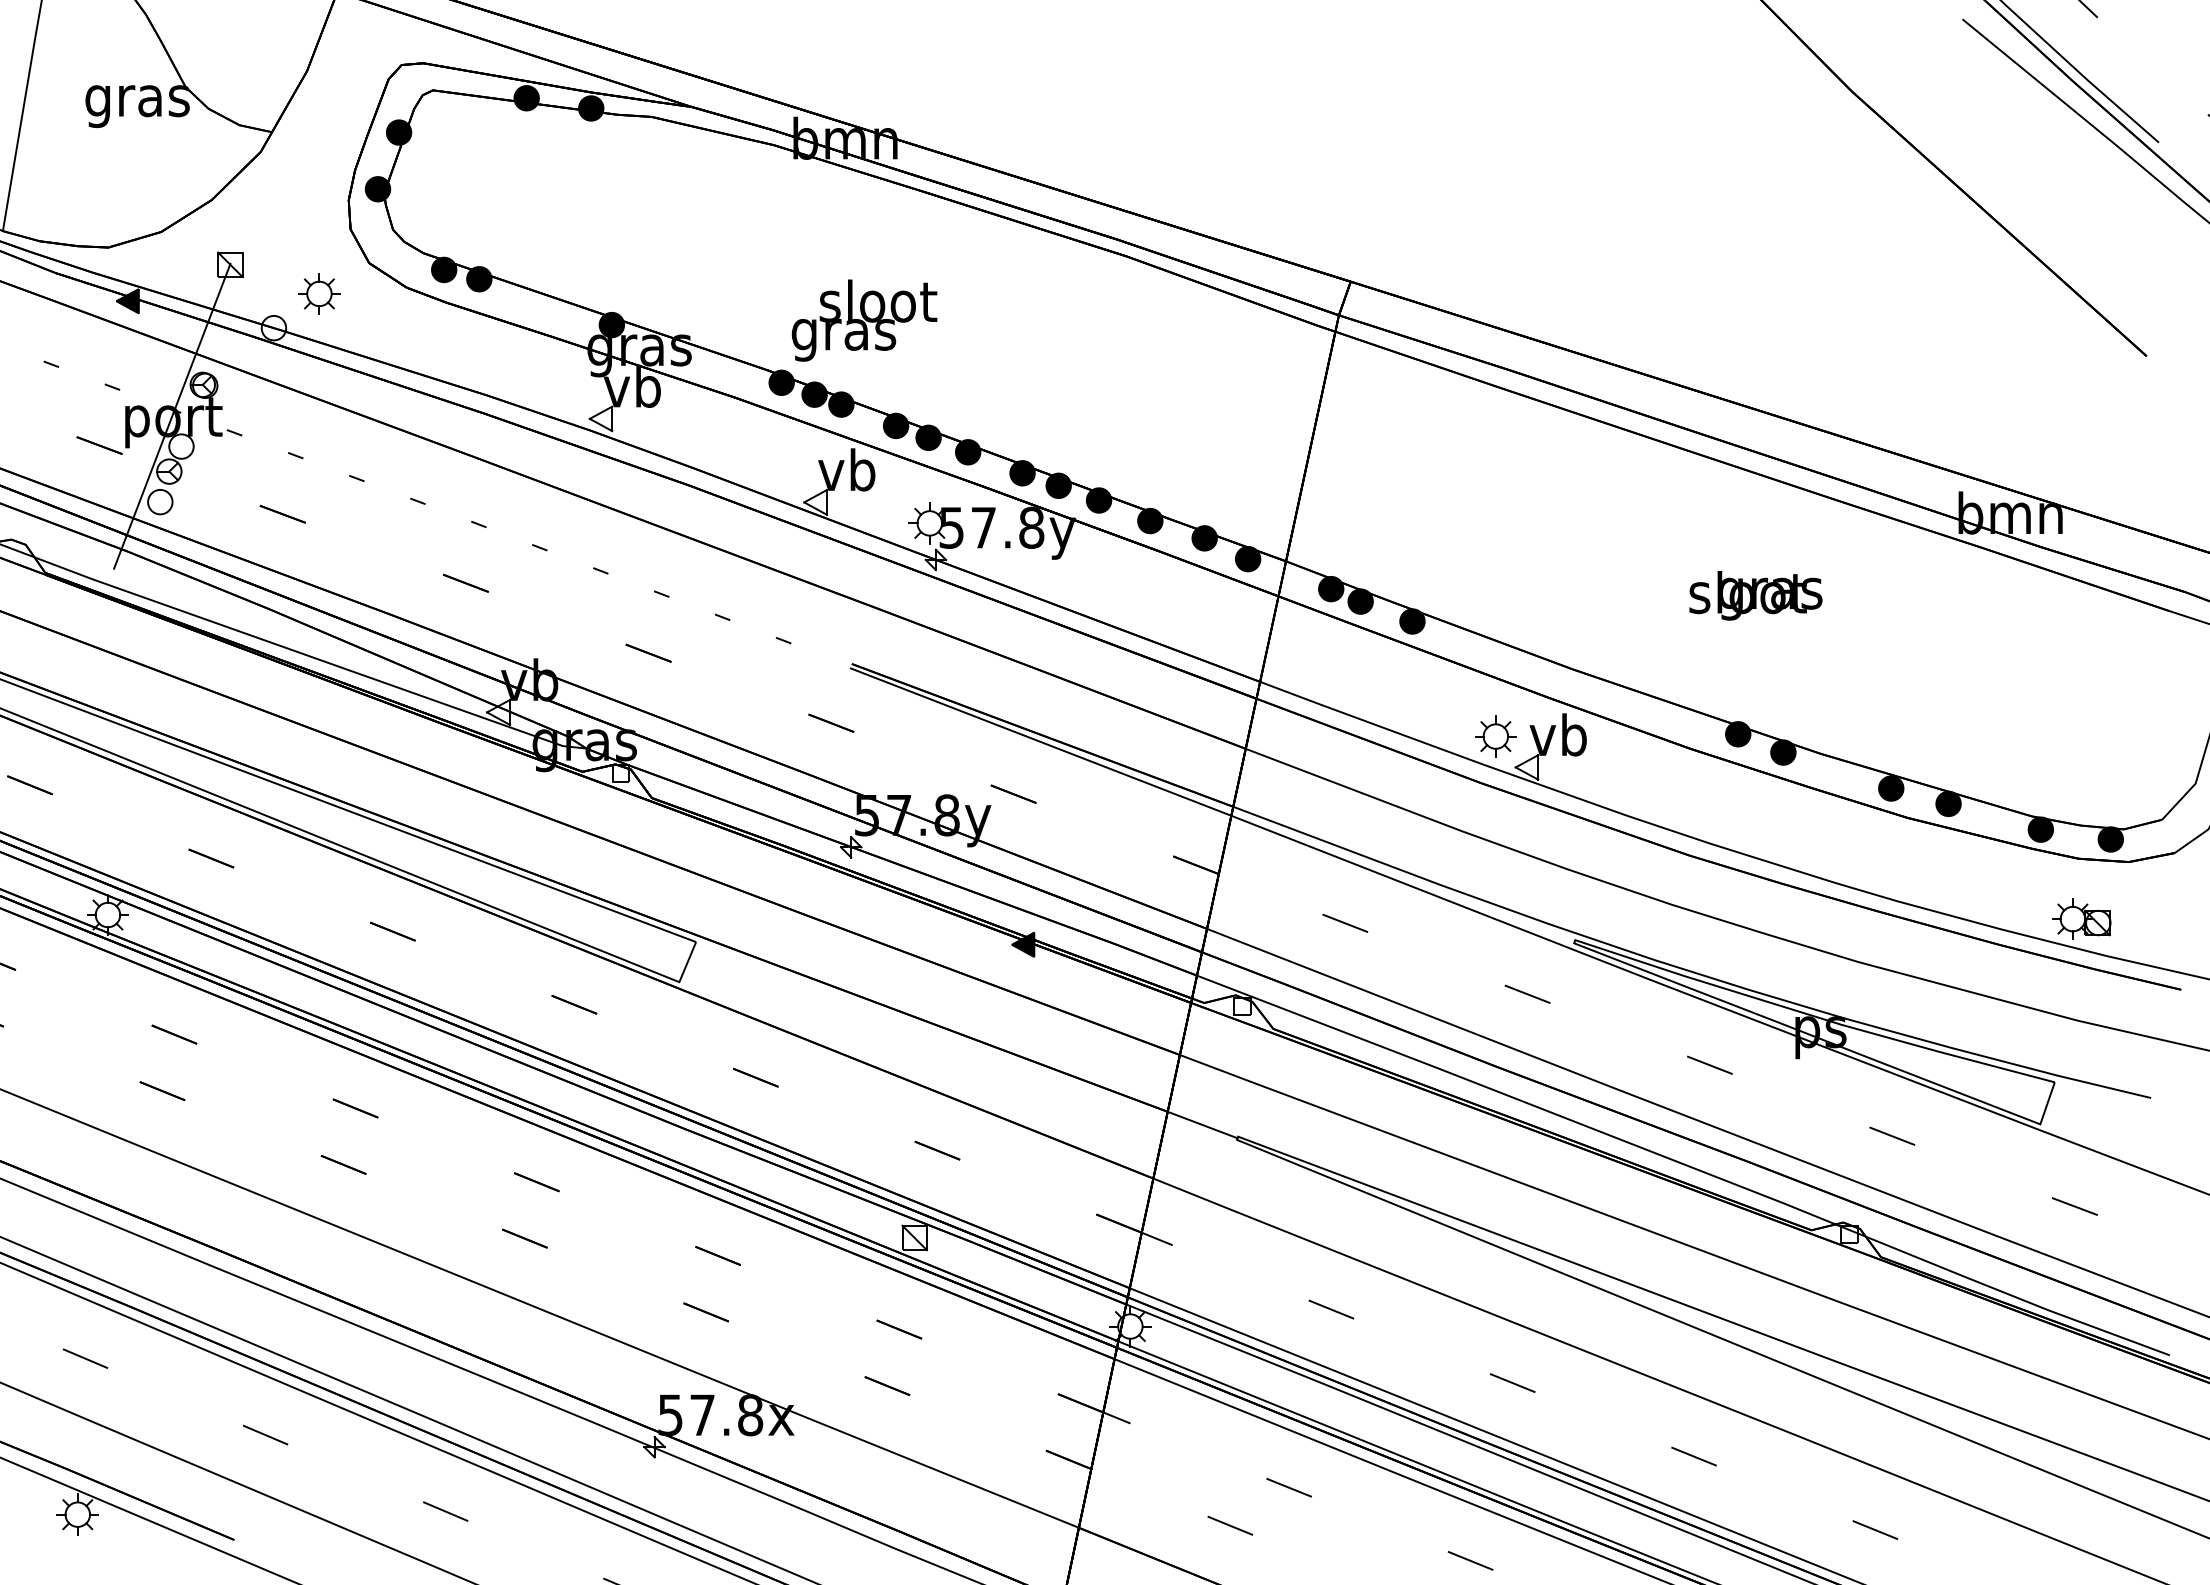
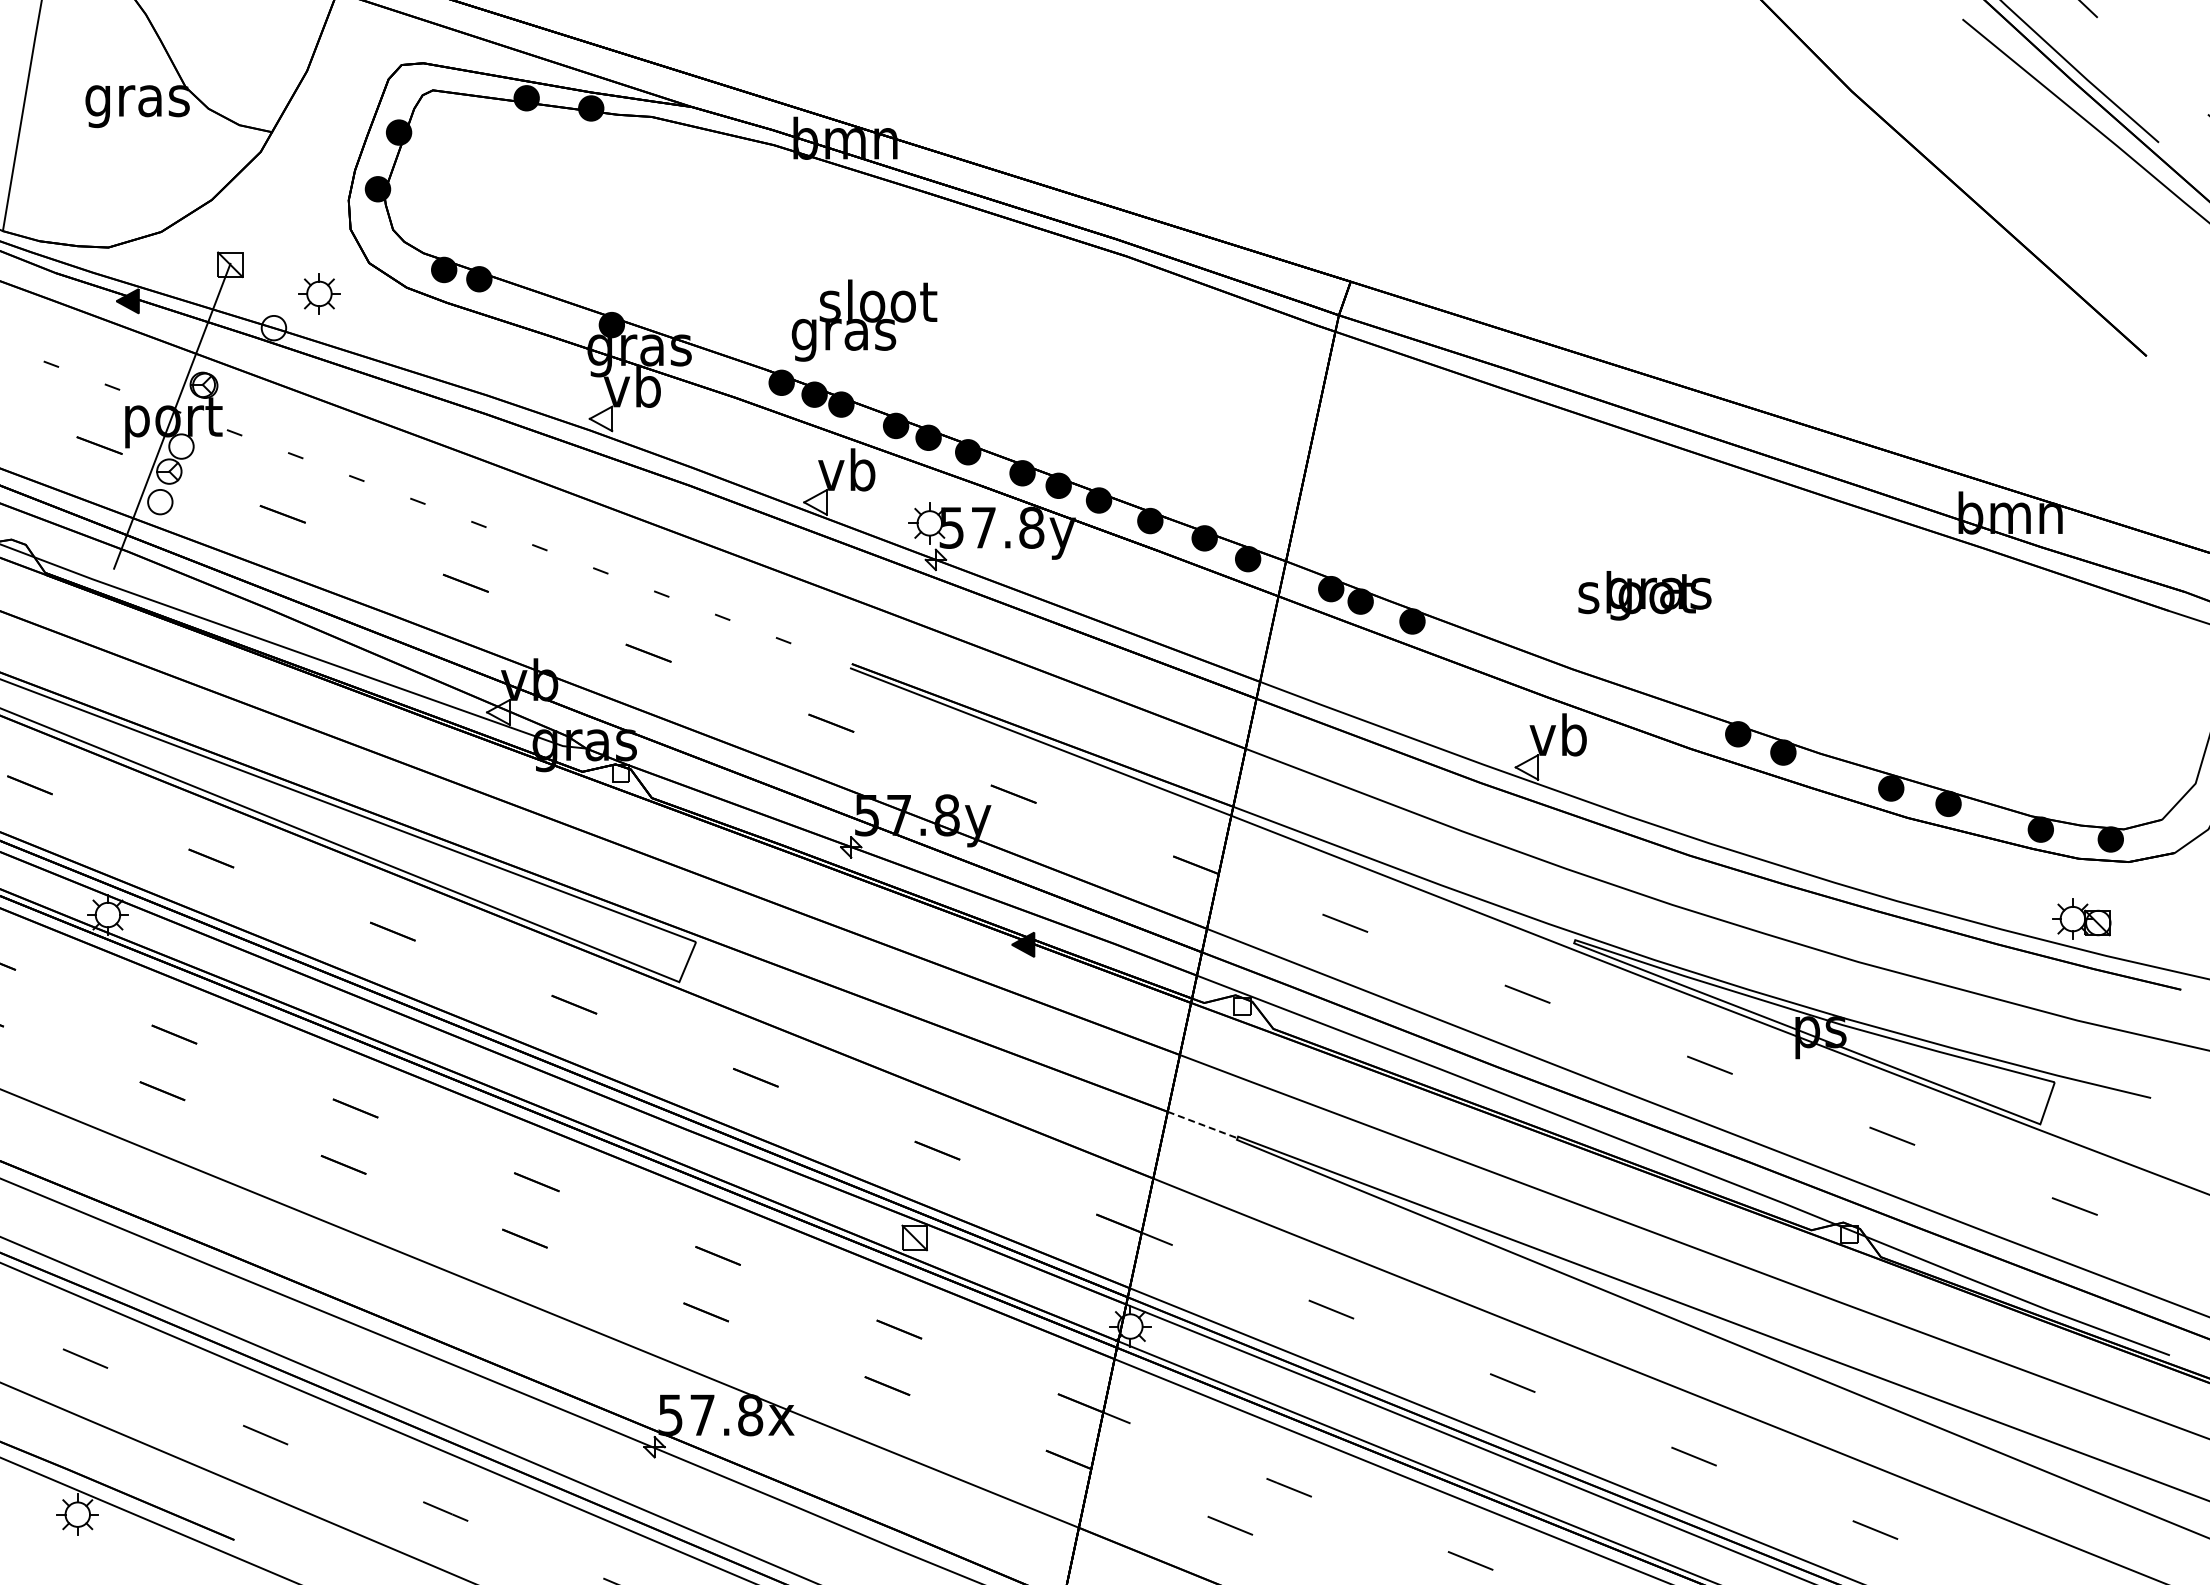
text position: (1755, 595) -> (1644, 595) (1644, 595)
part: present -> none (1495, 736)
line: solid -> dashed (1203, 1125)
